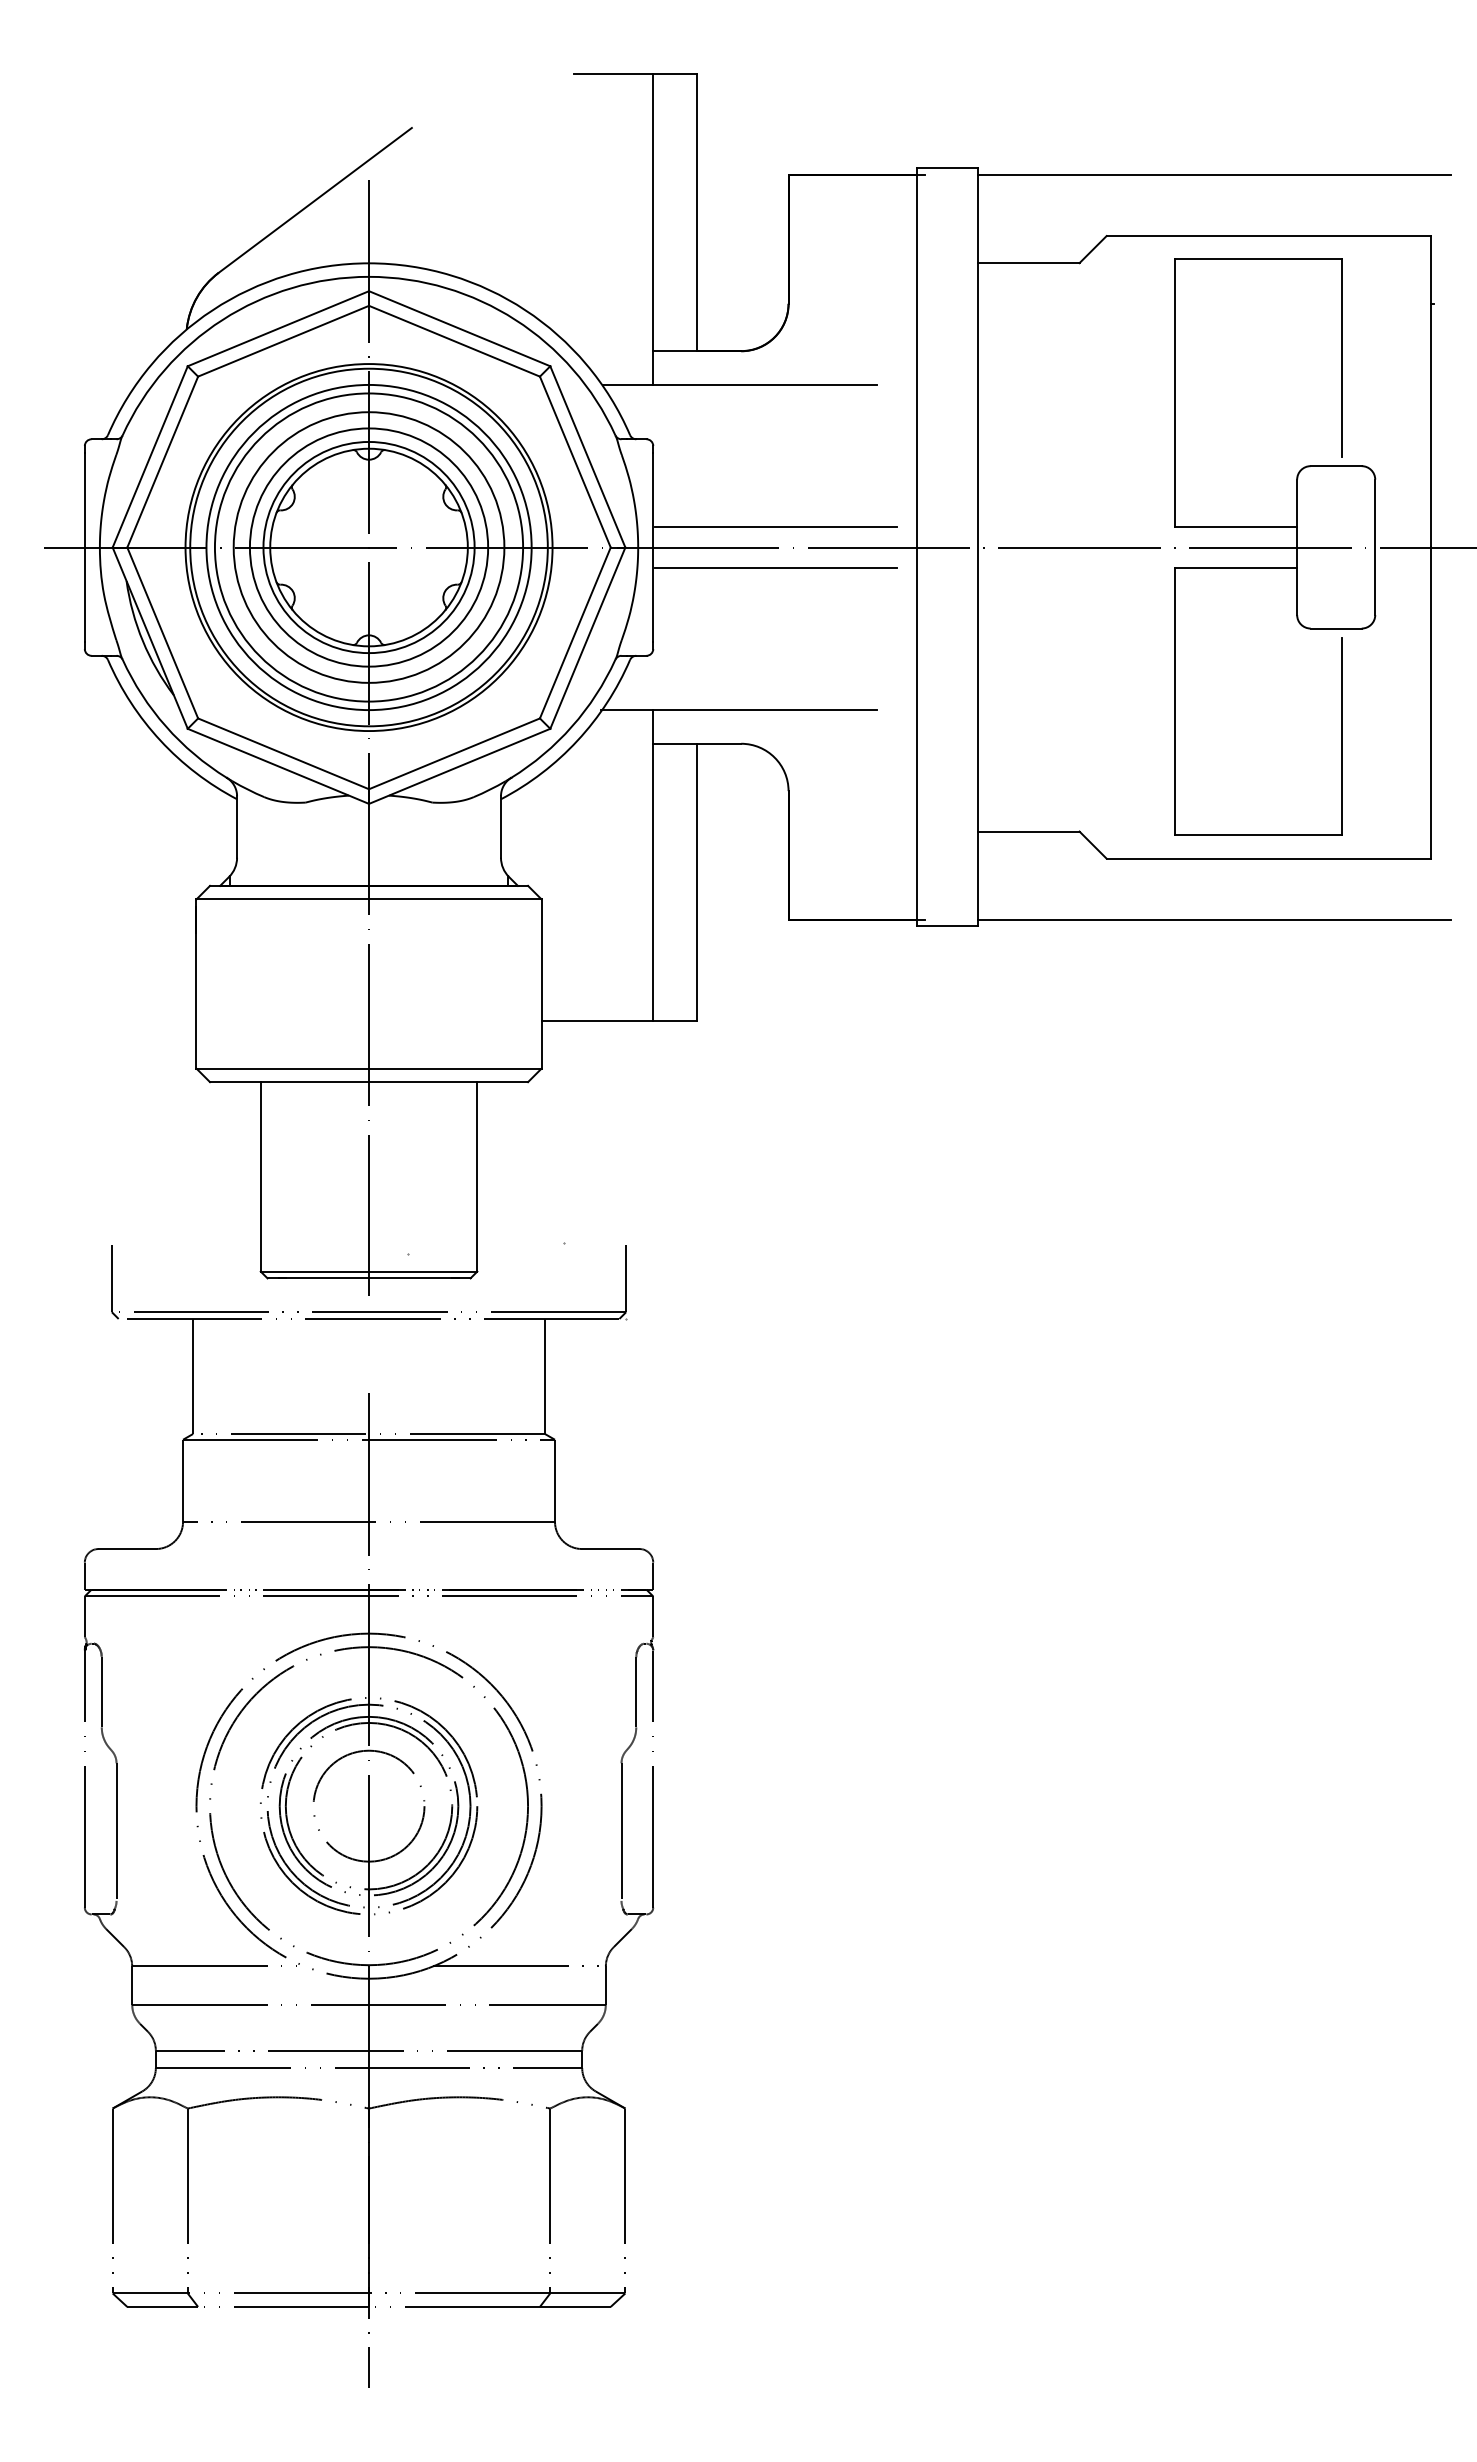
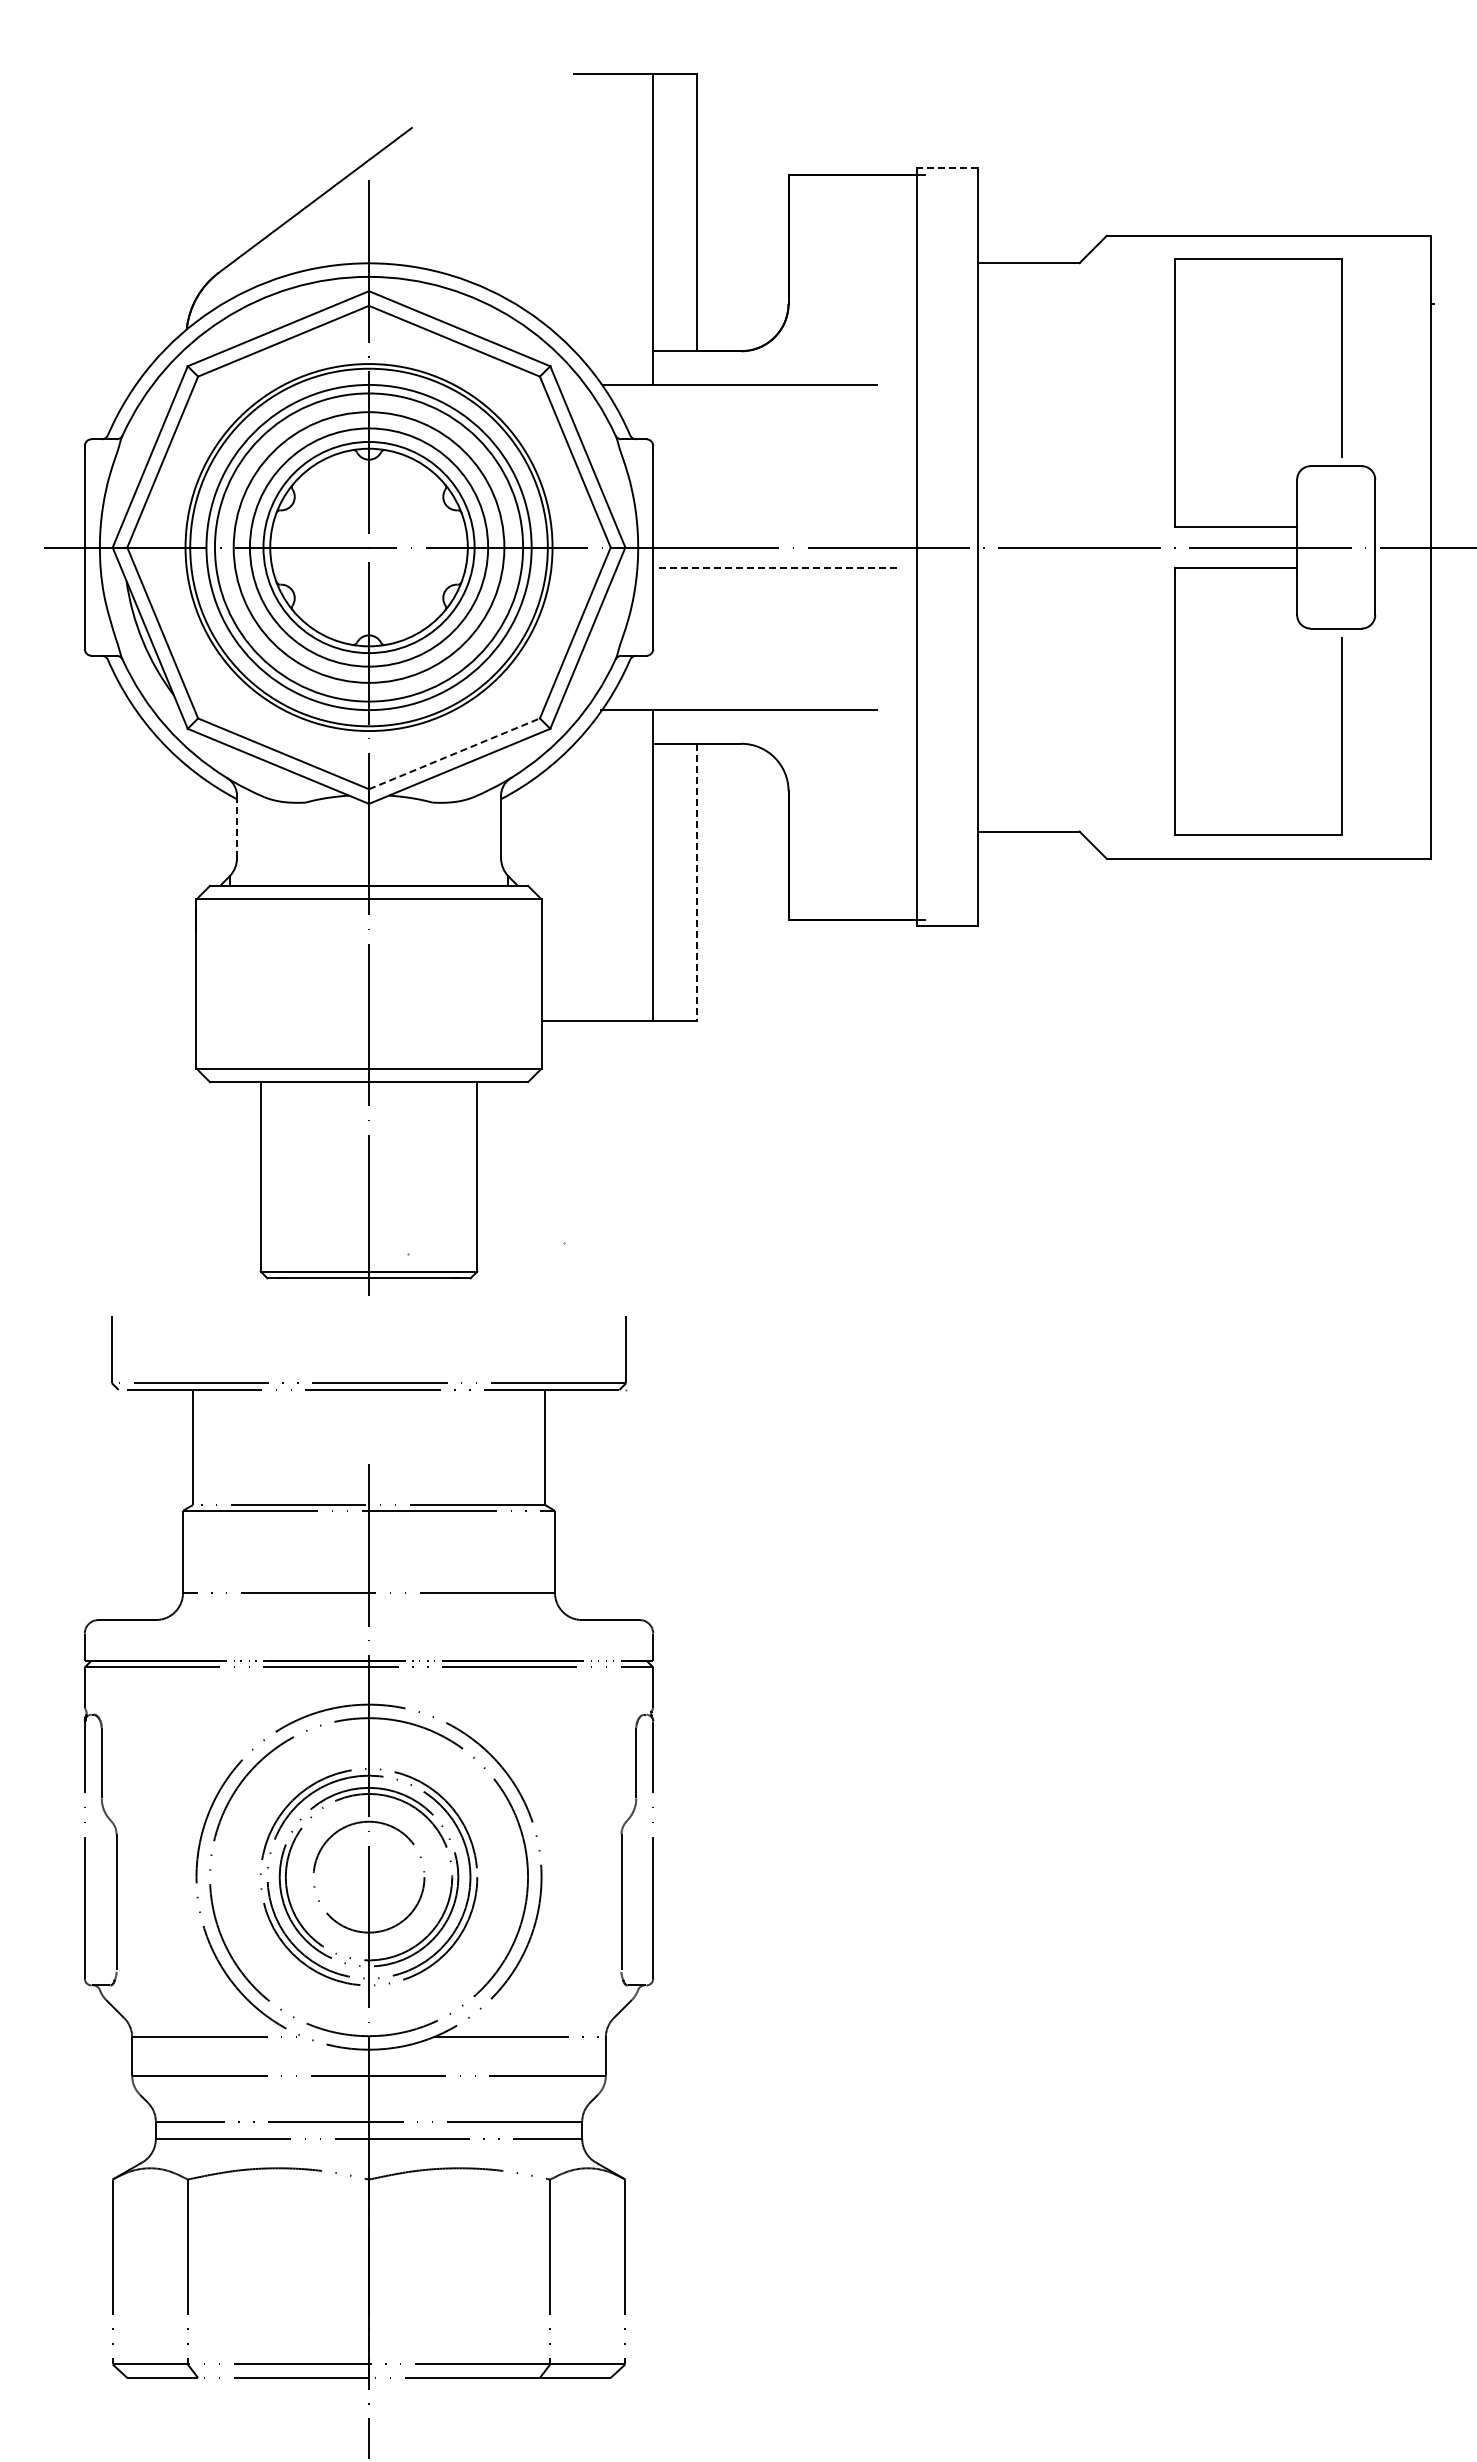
line: solid -> dashed (947, 168)
line: present -> none (1214, 175)
line: present -> none (775, 527)
line: solid -> dashed (775, 567)
line: solid -> dashed (454, 753)
line: solid -> dashed (237, 827)
line: solid -> dashed (696, 882)
line: present -> none (1214, 919)
part position: (368, 1816) -> (368, 1887) (368, 1887)
